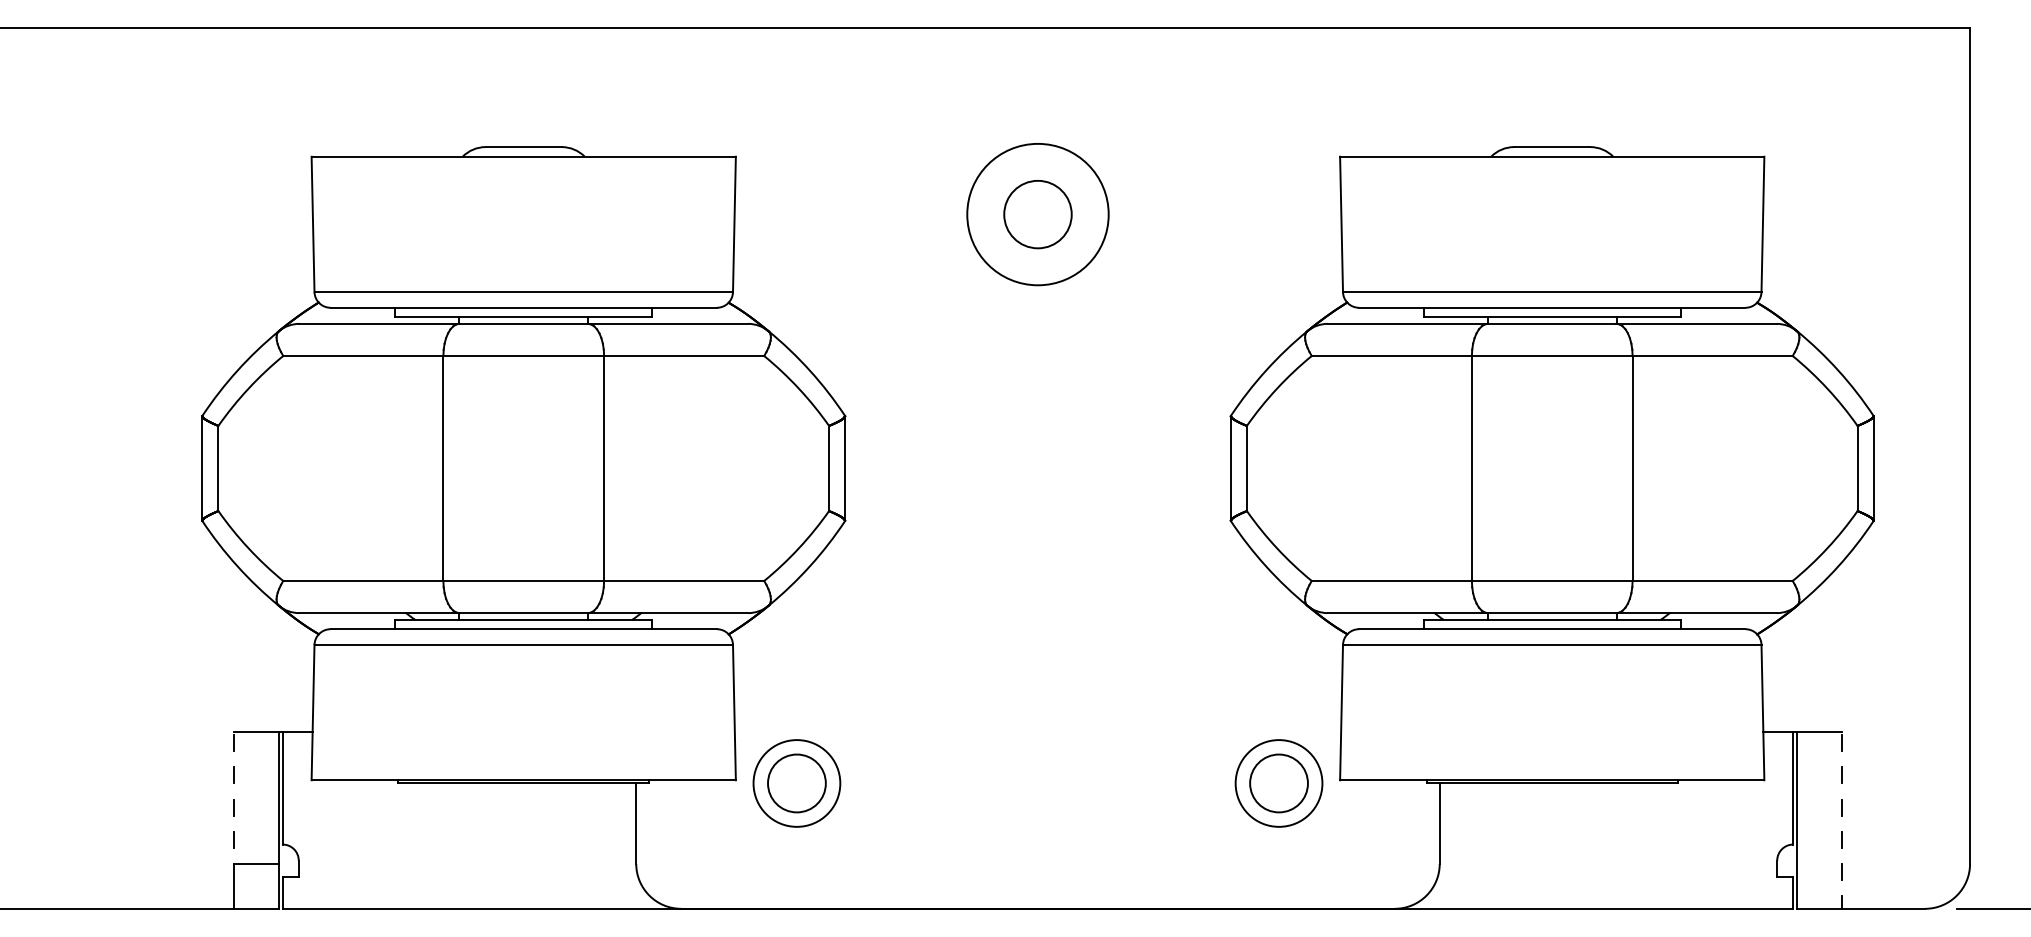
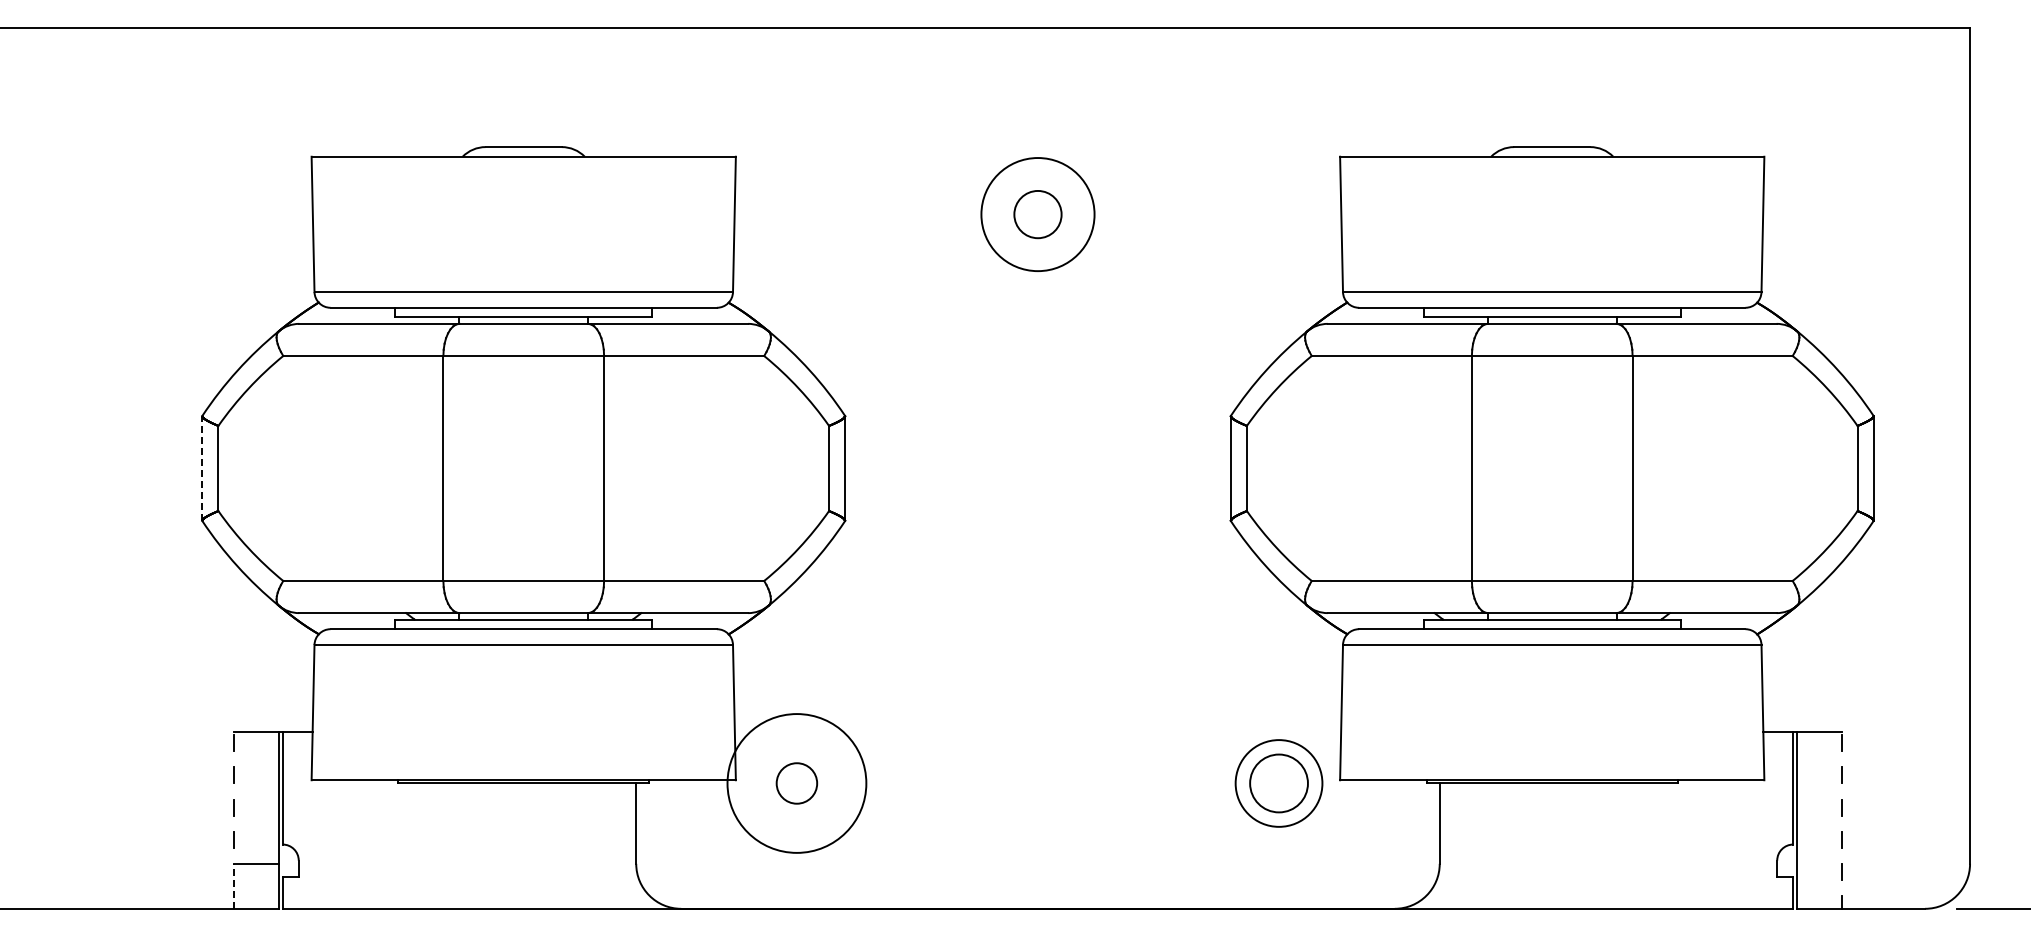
circle diameter: 141 px -> 113 px (1037, 214)
circle diameter: 67 px -> 47 px (1037, 214)
line: solid -> dashed (202, 468)
circle diameter: 58 px -> 40 px (796, 783)
circle diameter: 87 px -> 139 px (796, 783)
line: solid -> dashed (234, 885)
